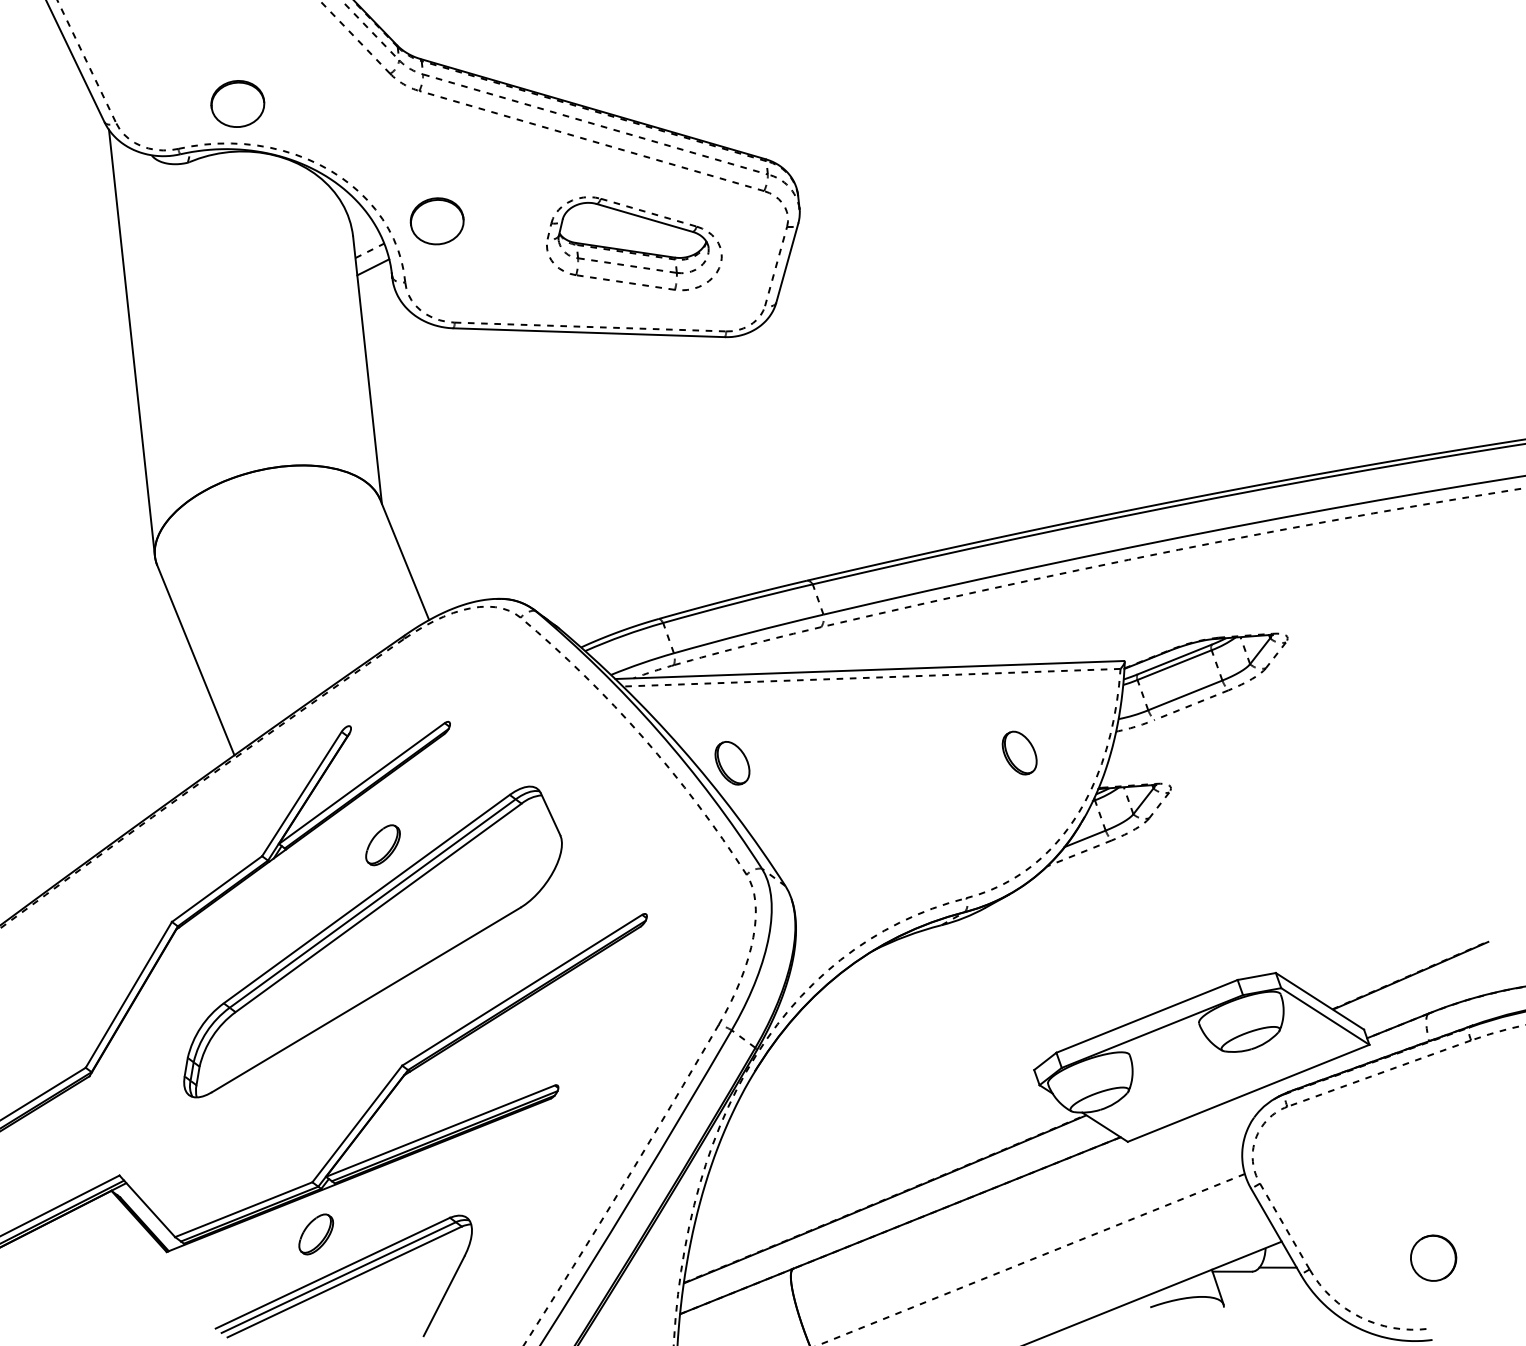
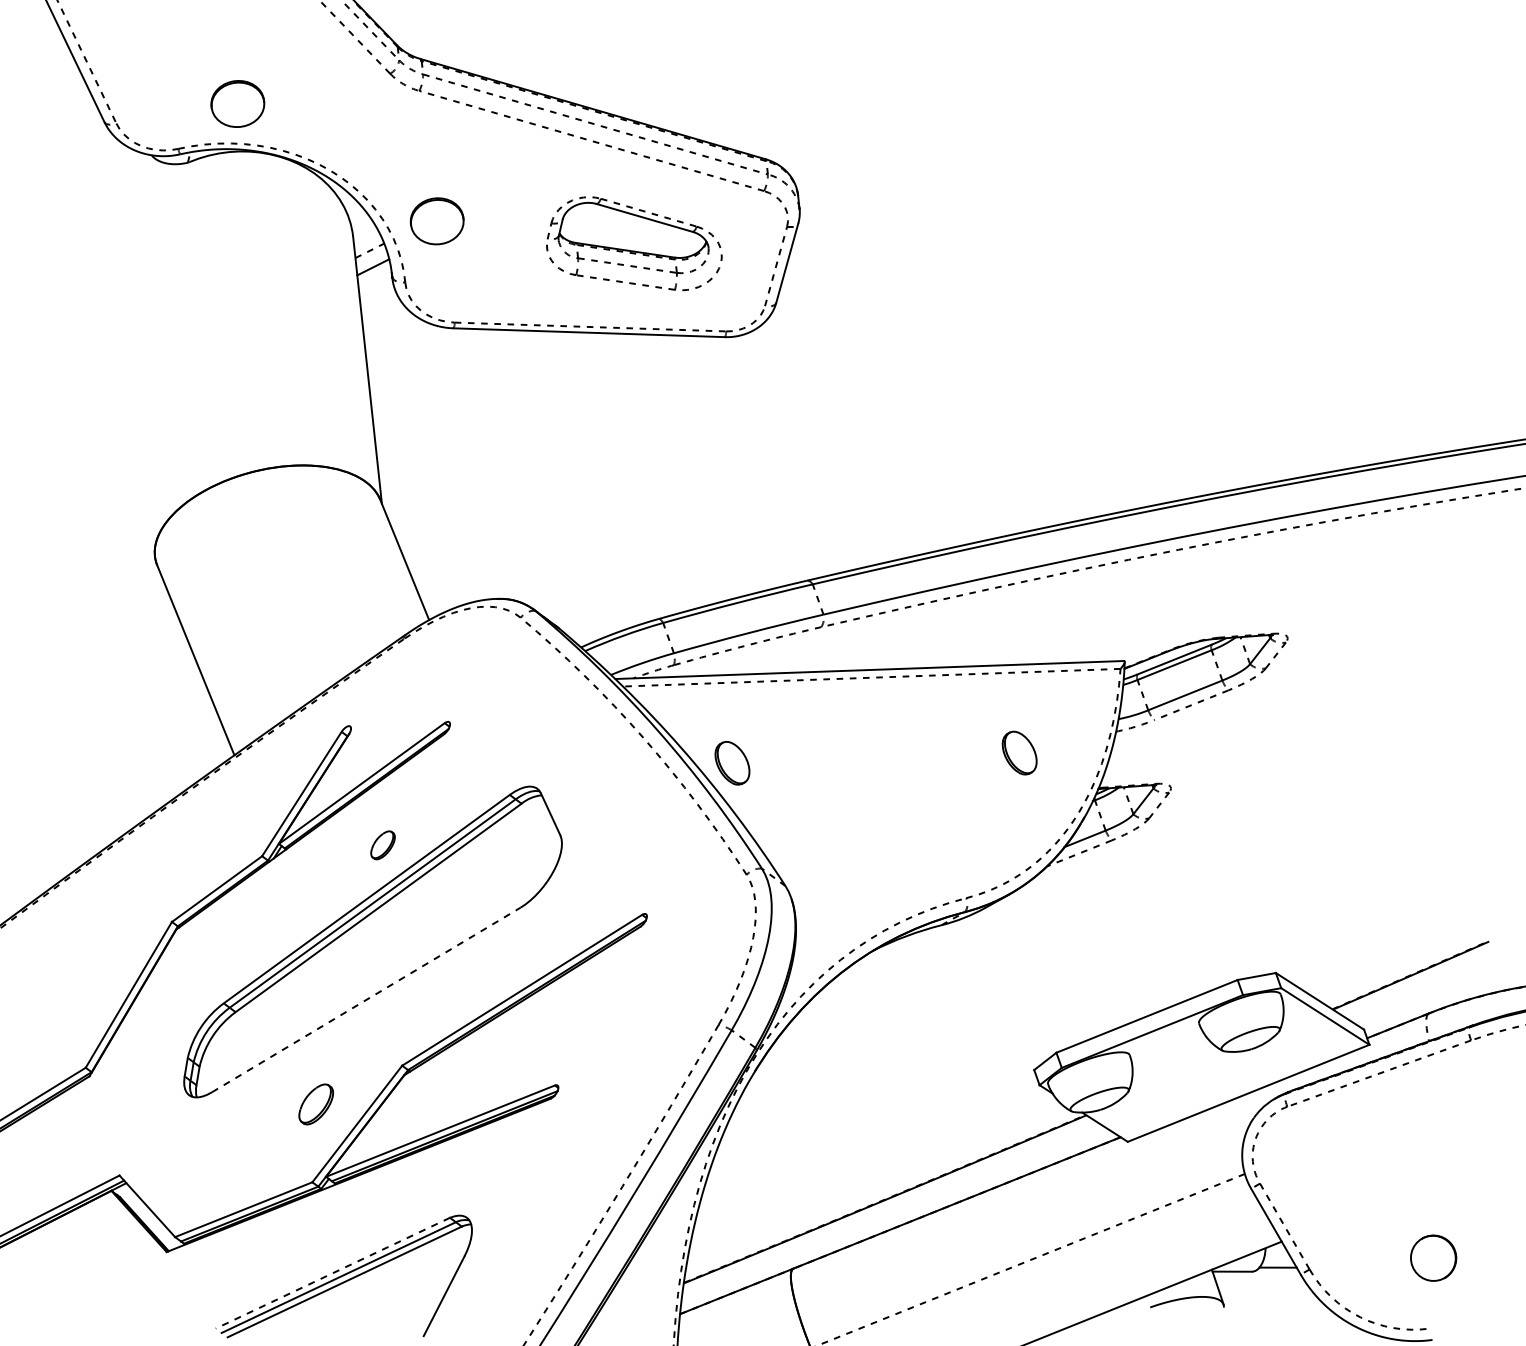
line: present -> none (131, 342)
part size: 36x43 px -> 26x31 px (382, 845)
line: solid -> dashed (366, 999)
part position: (316, 1234) -> (316, 1104) (316, 1104)
line: solid -> dashed (332, 1273)
